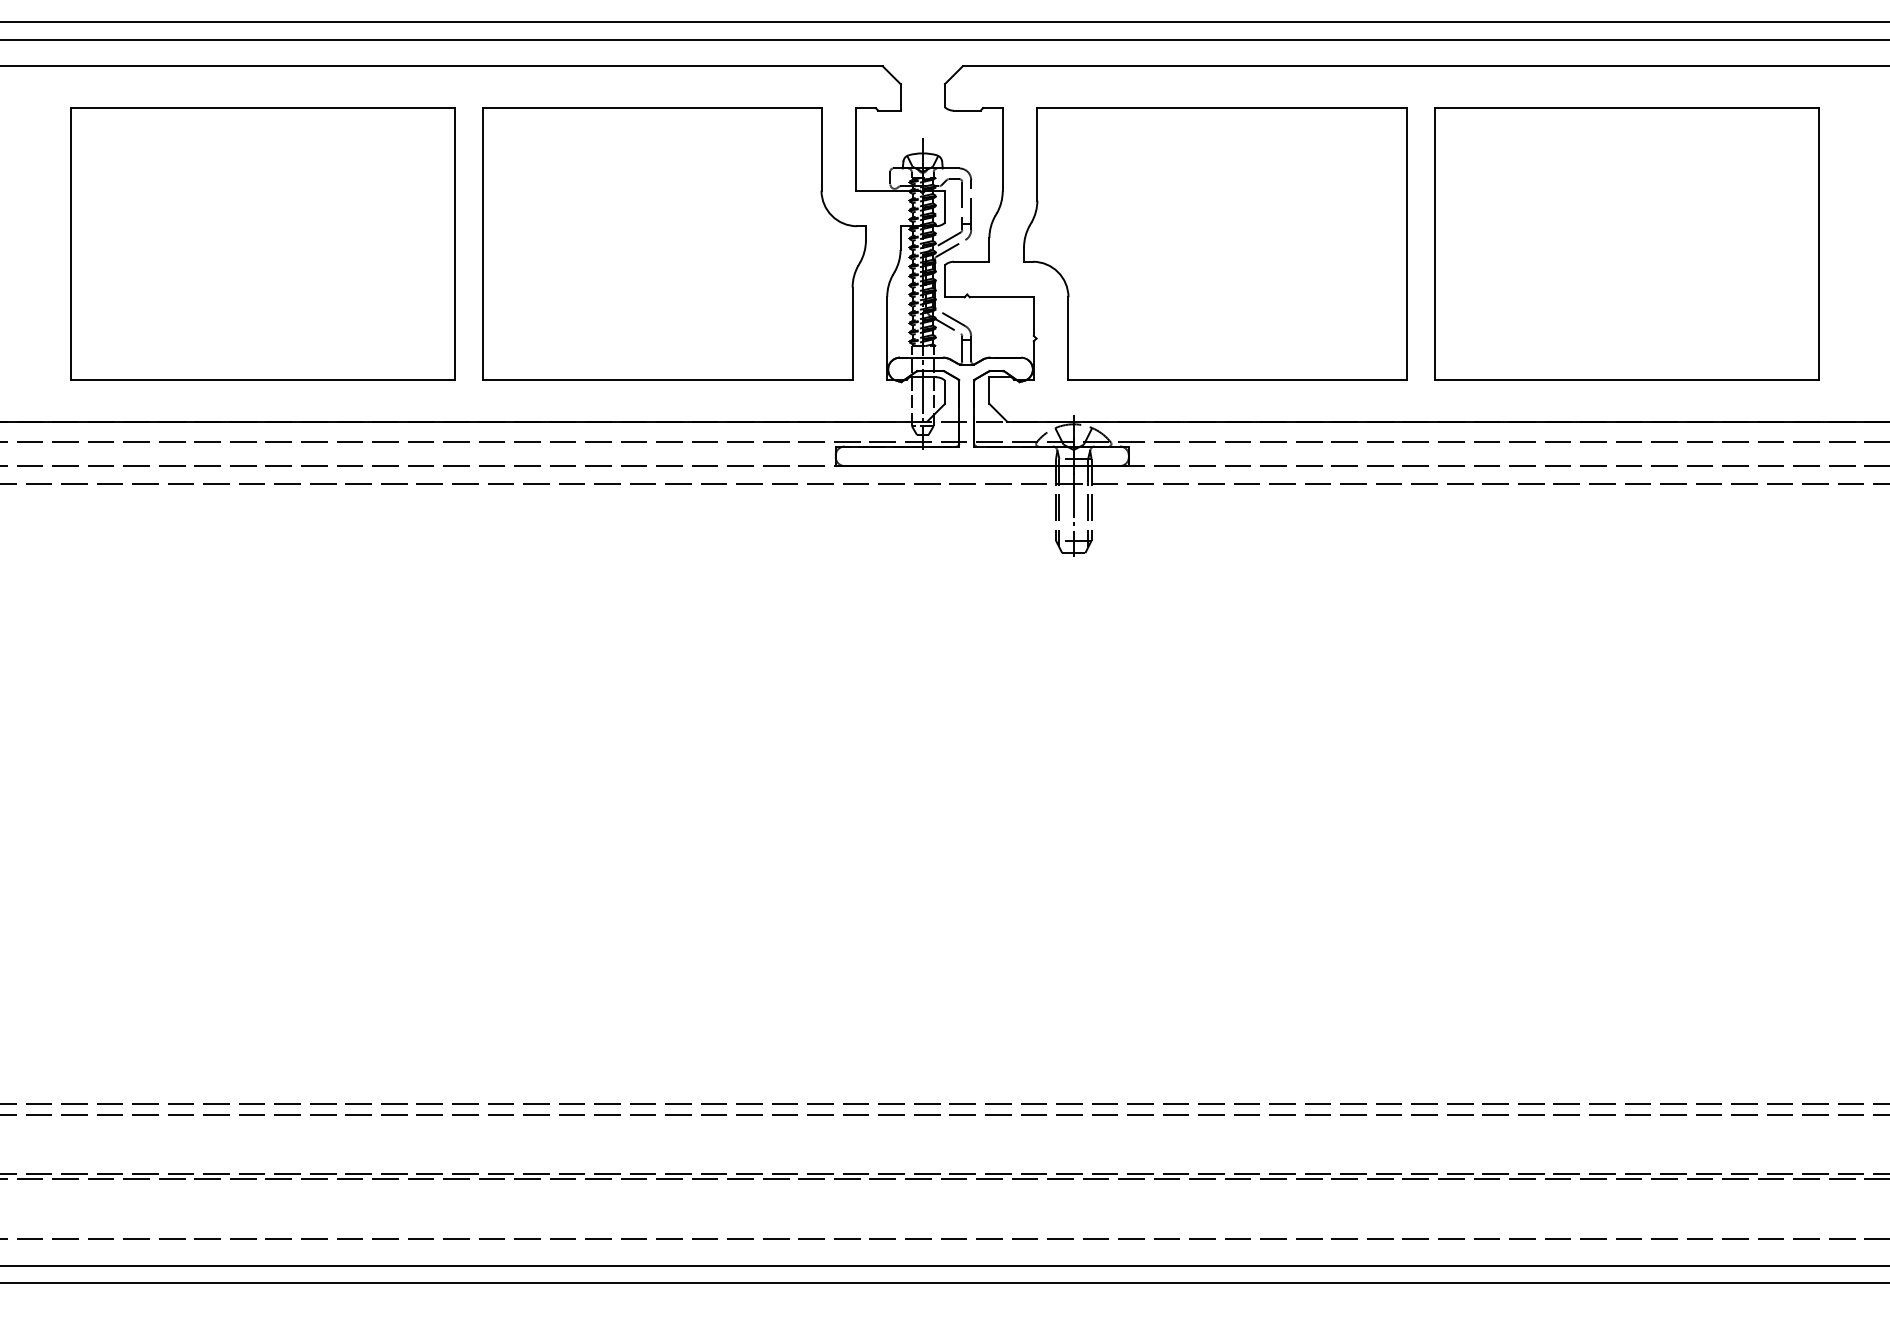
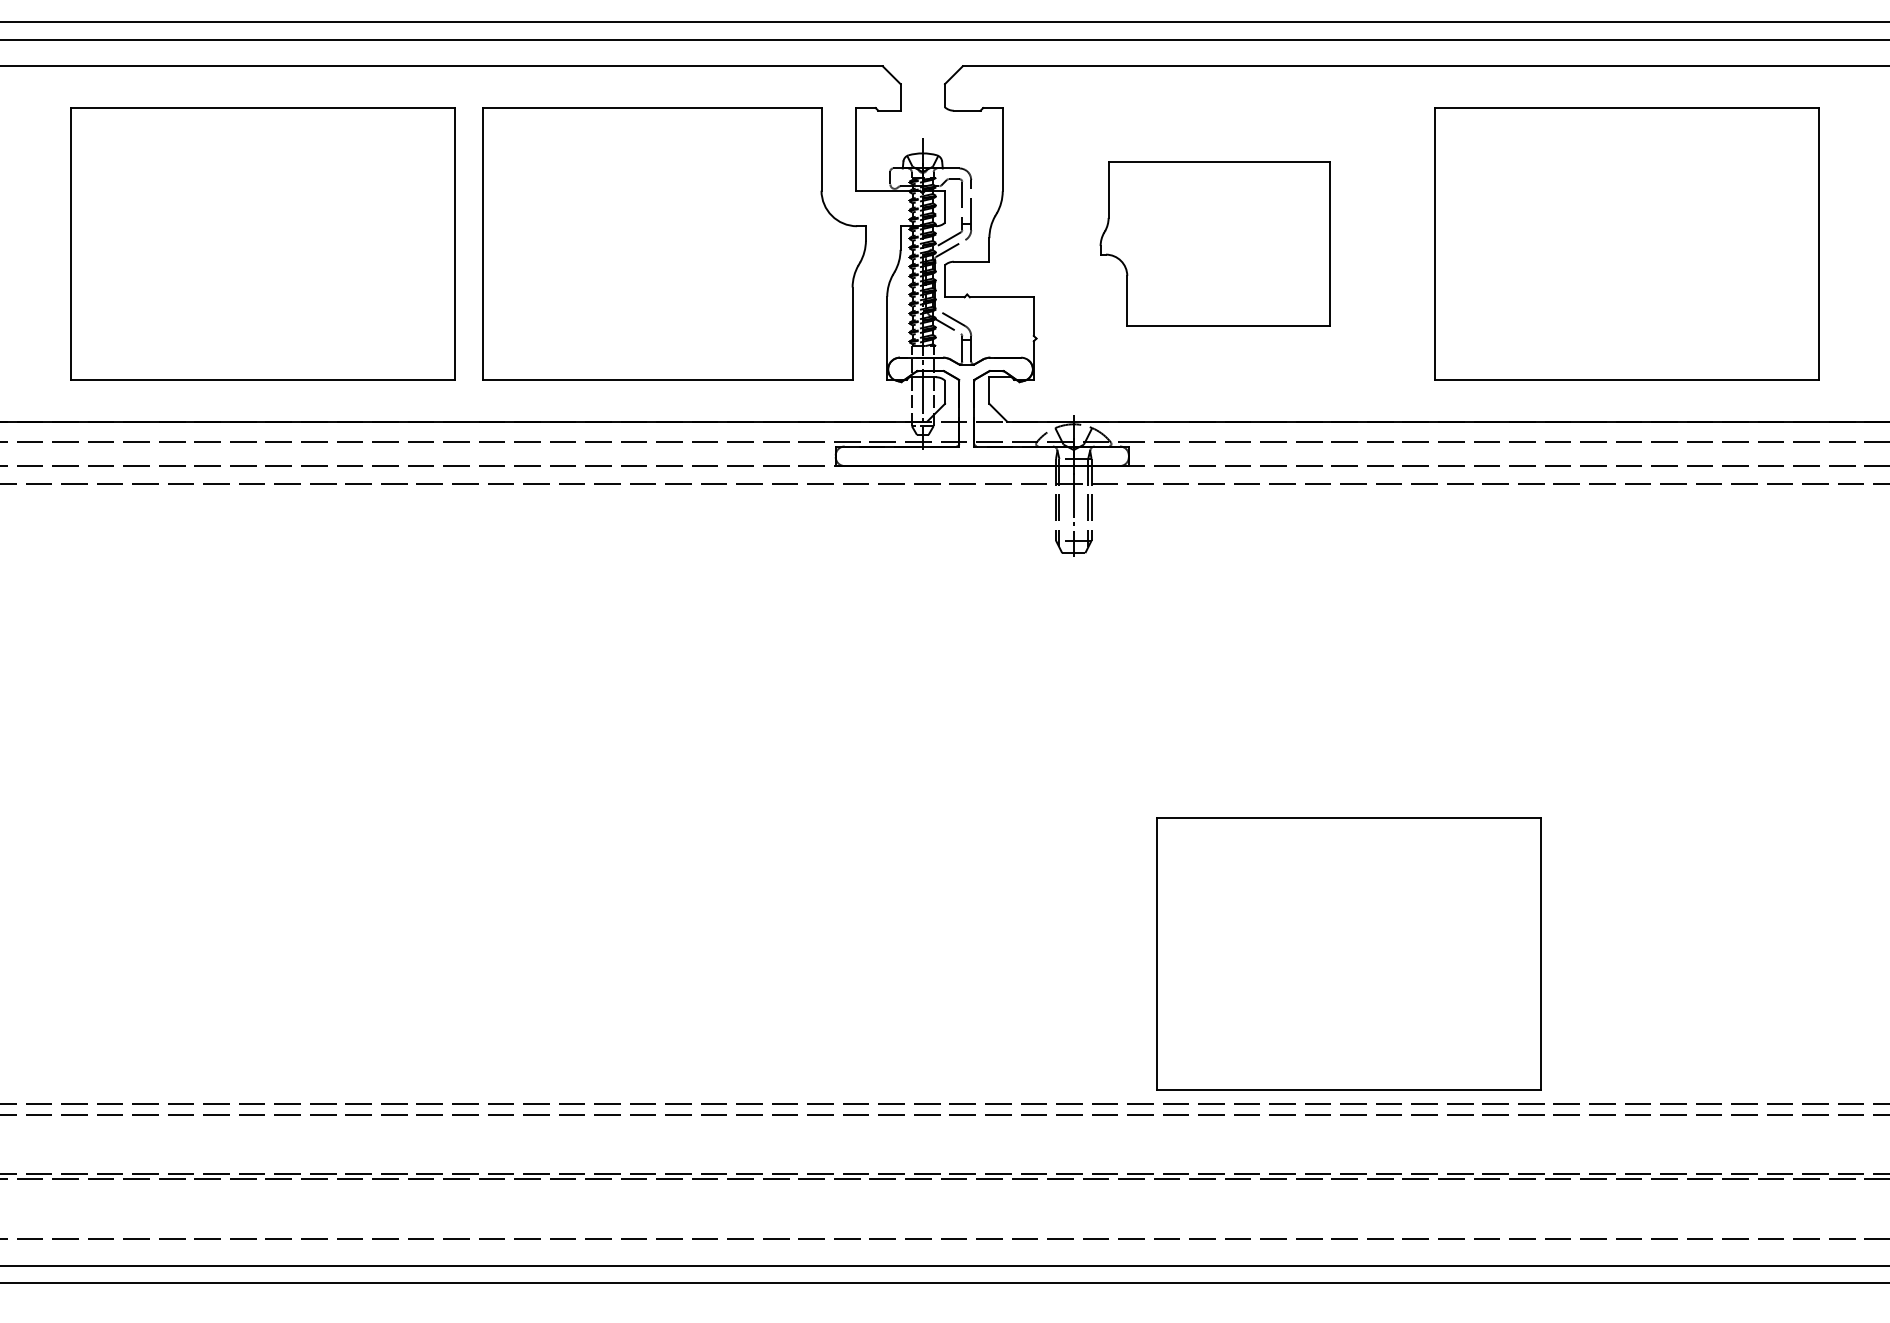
part size: 385x274 px -> 232x166 px (1214, 243)
part: none -> present (1348, 953)
